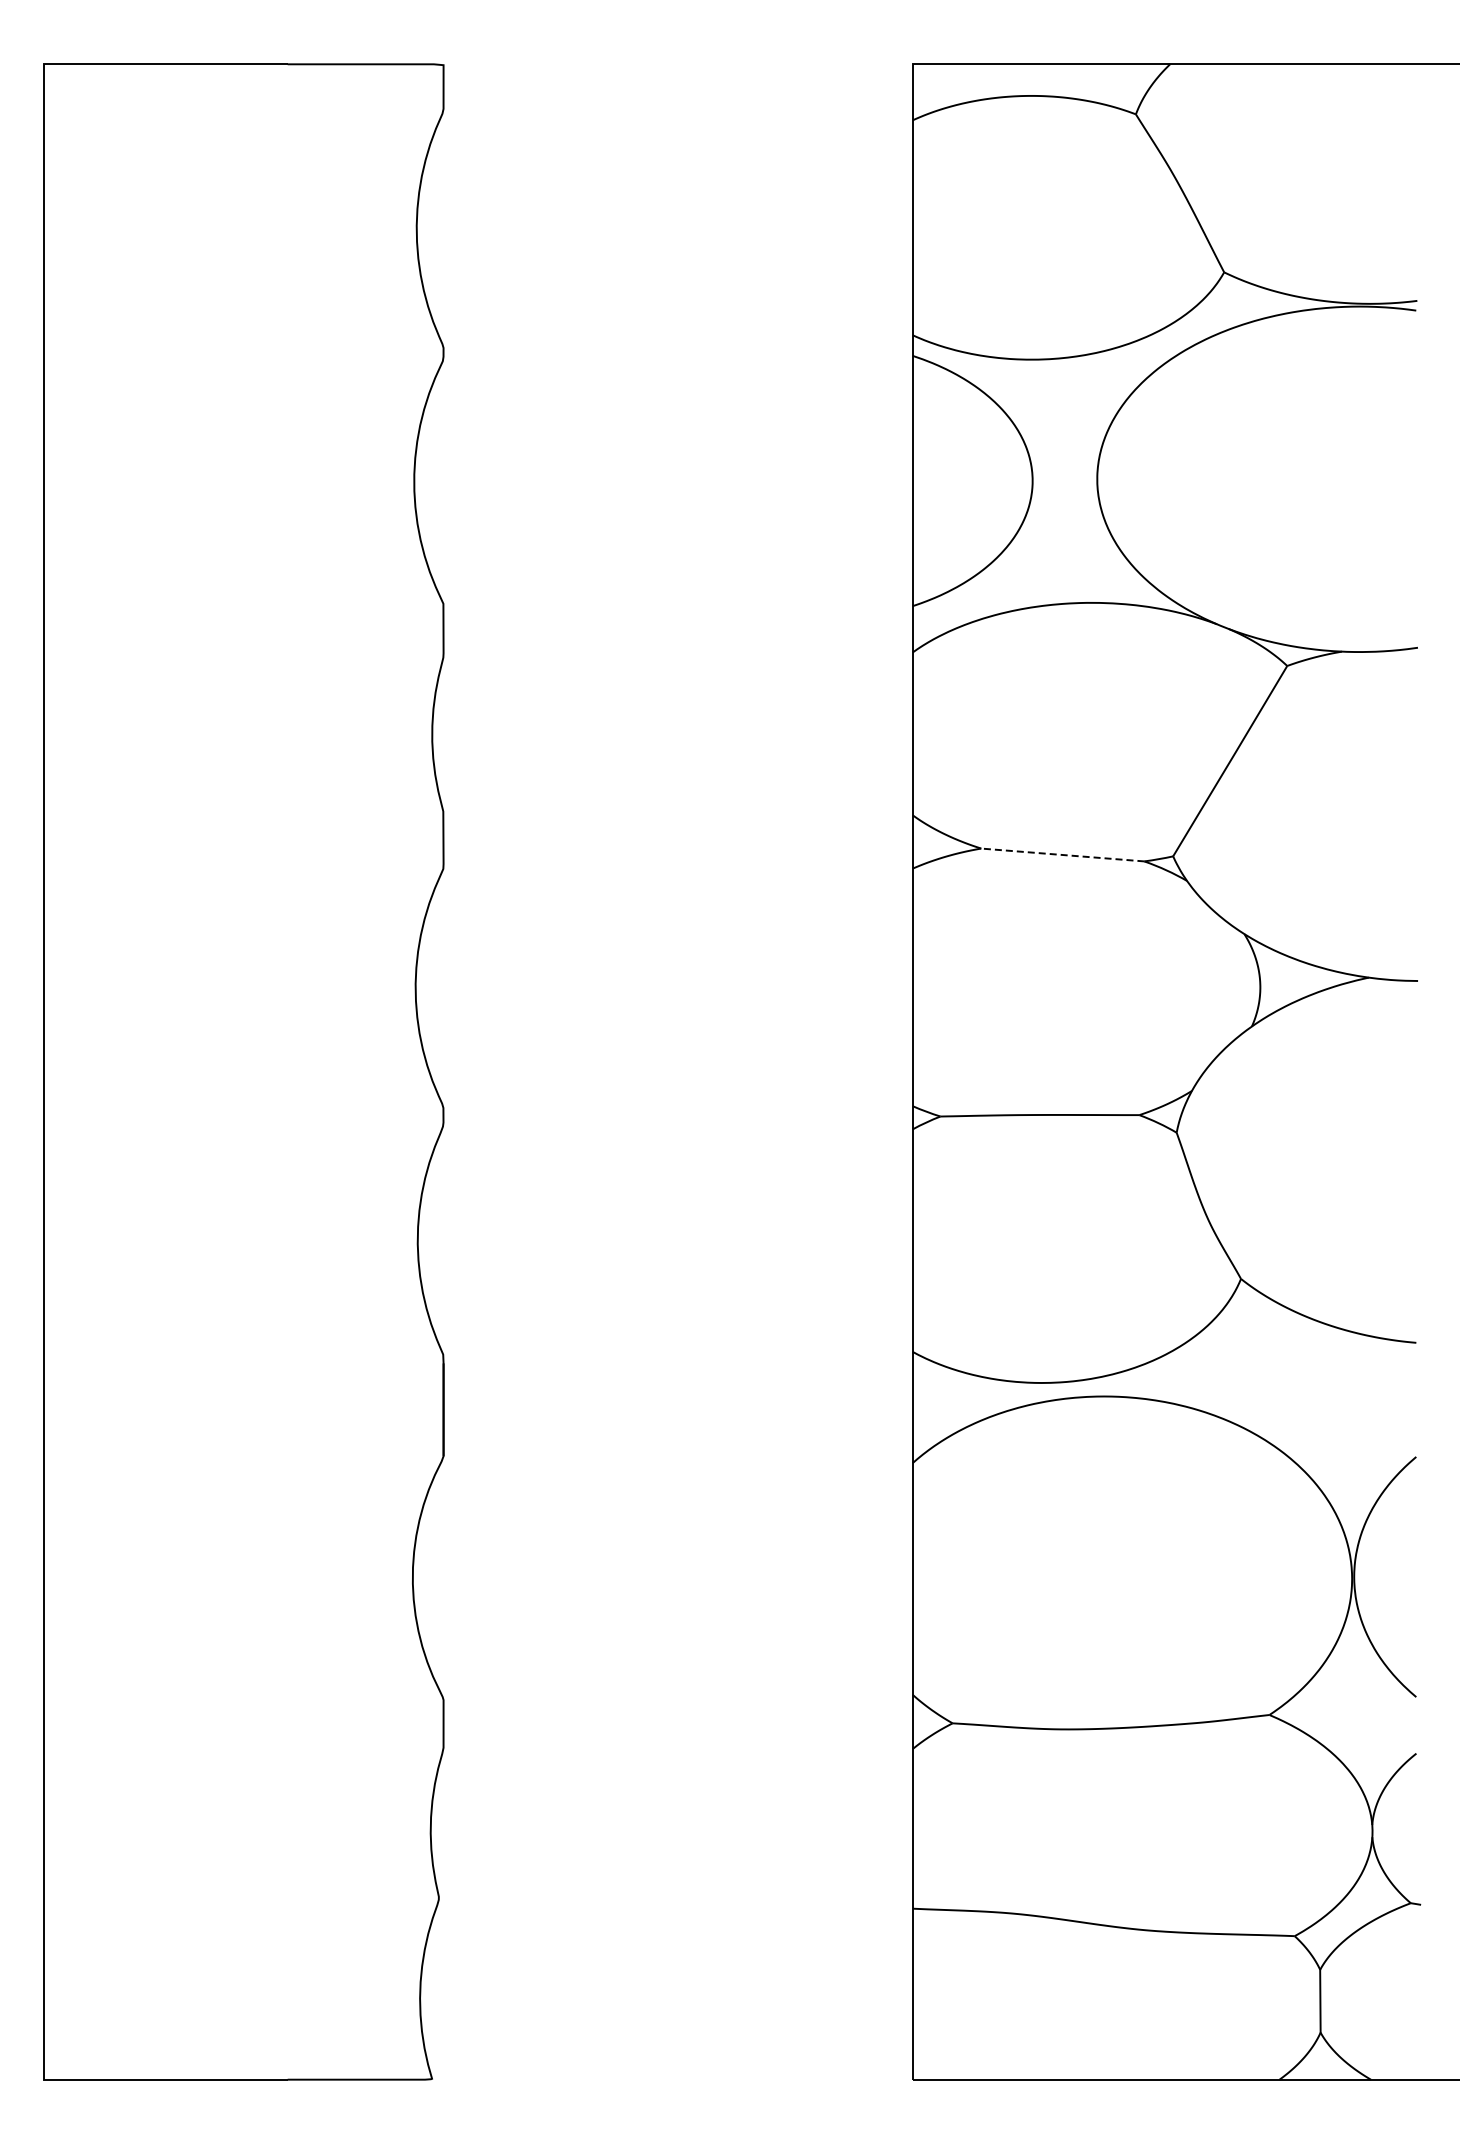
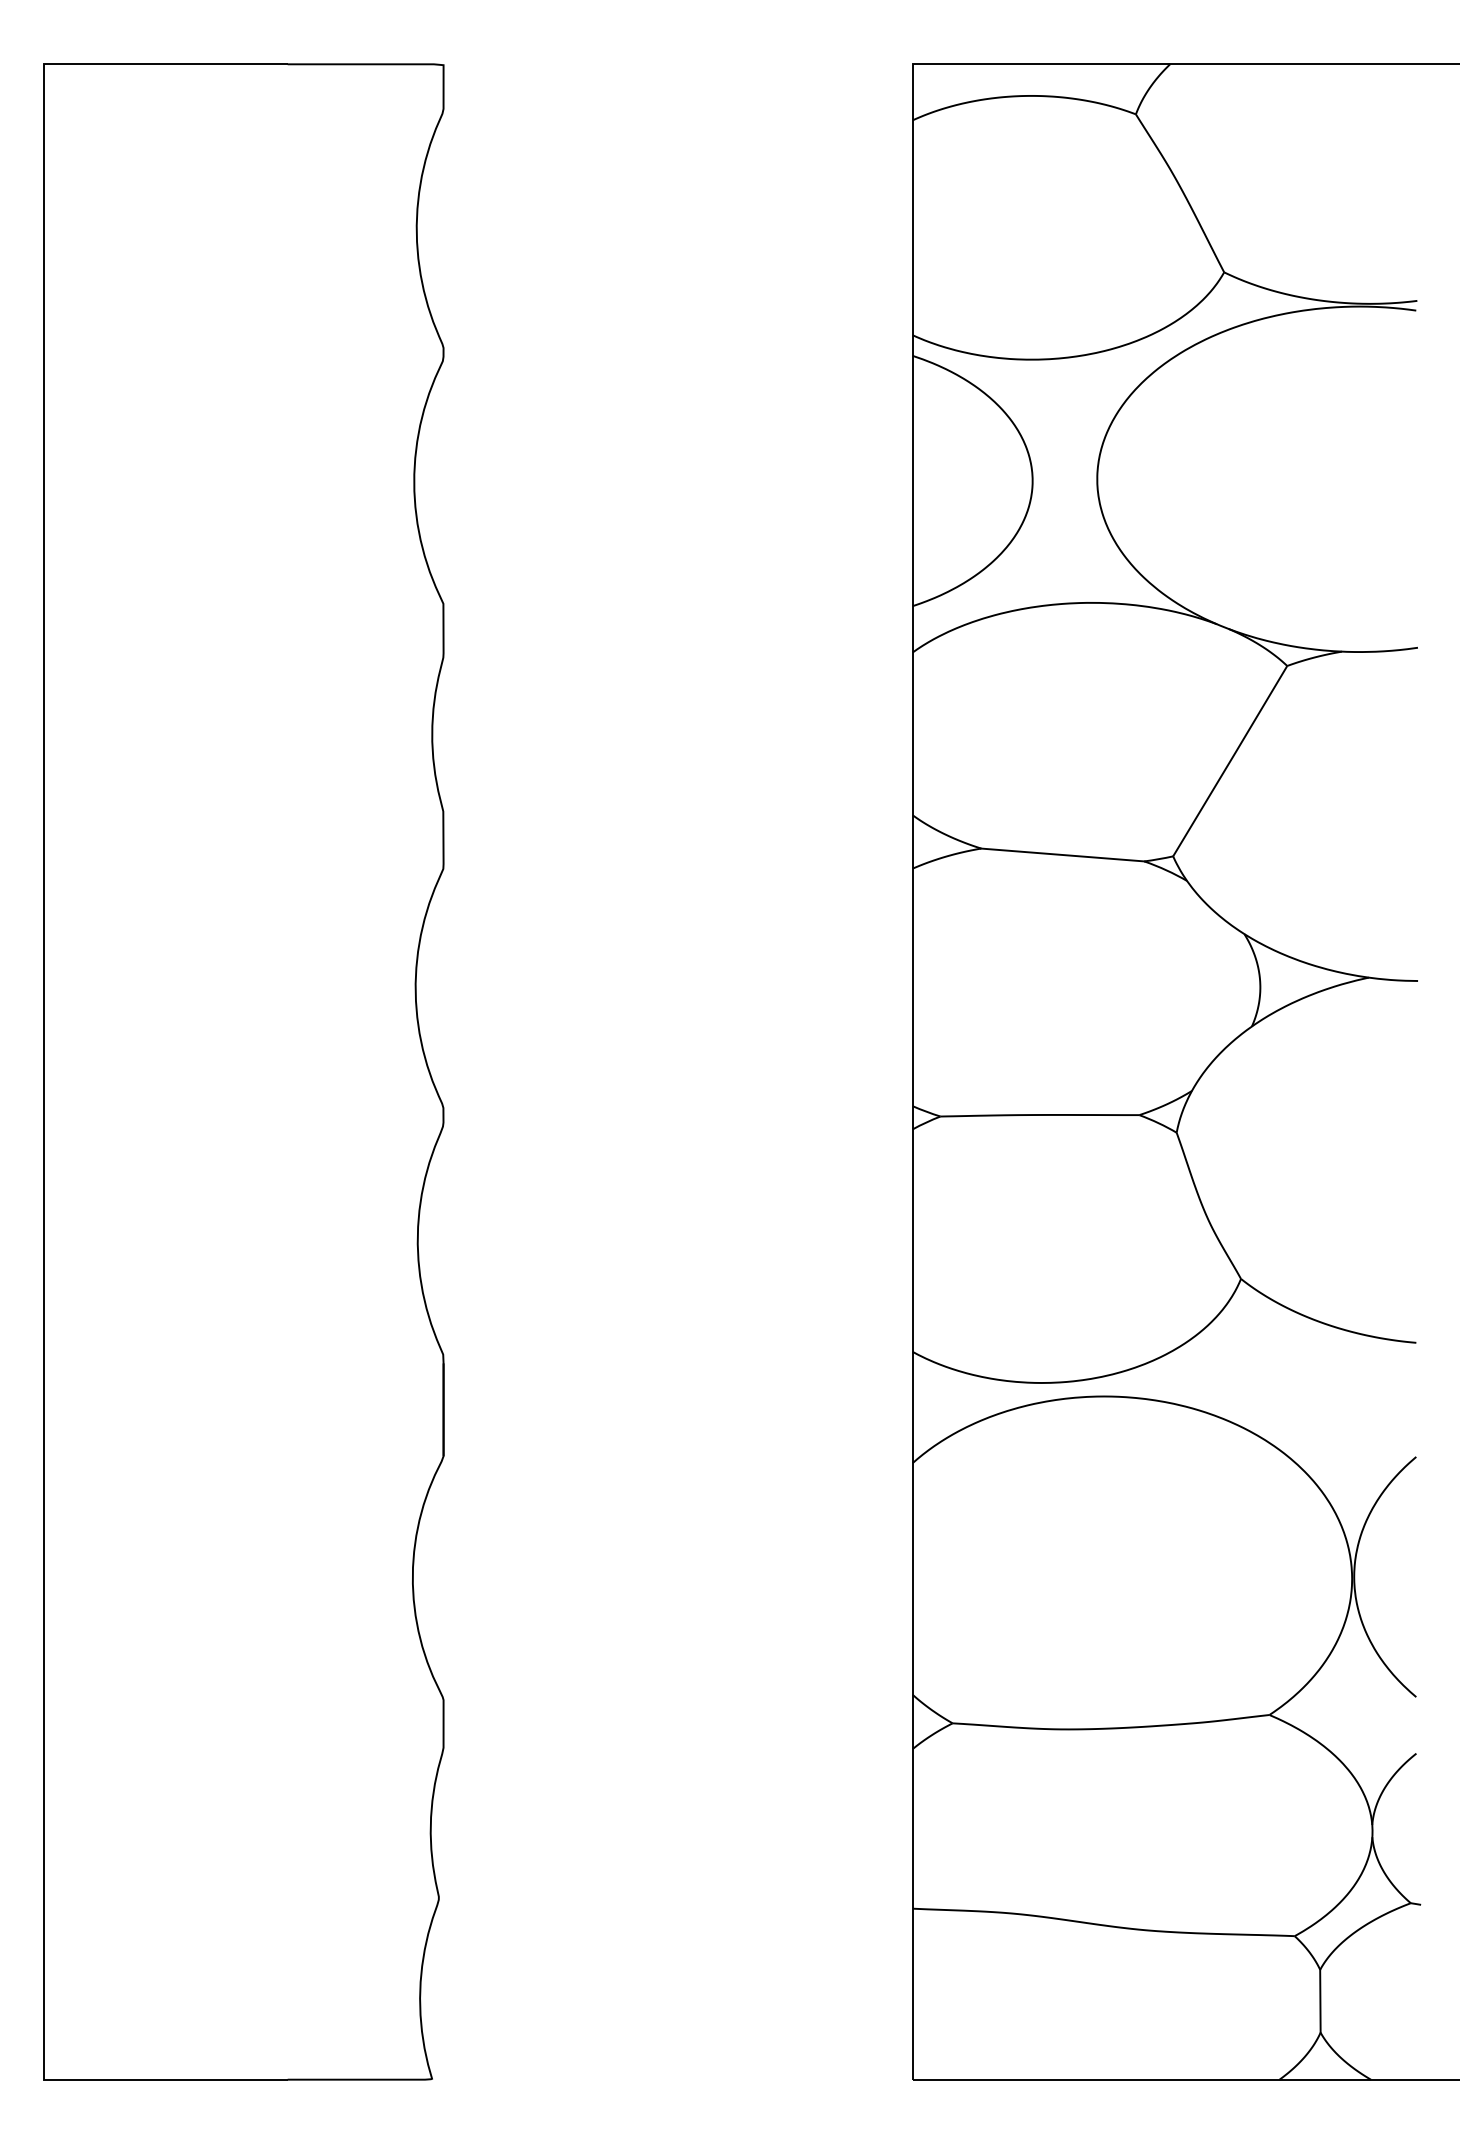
line: dashed -> solid (1062, 855)
